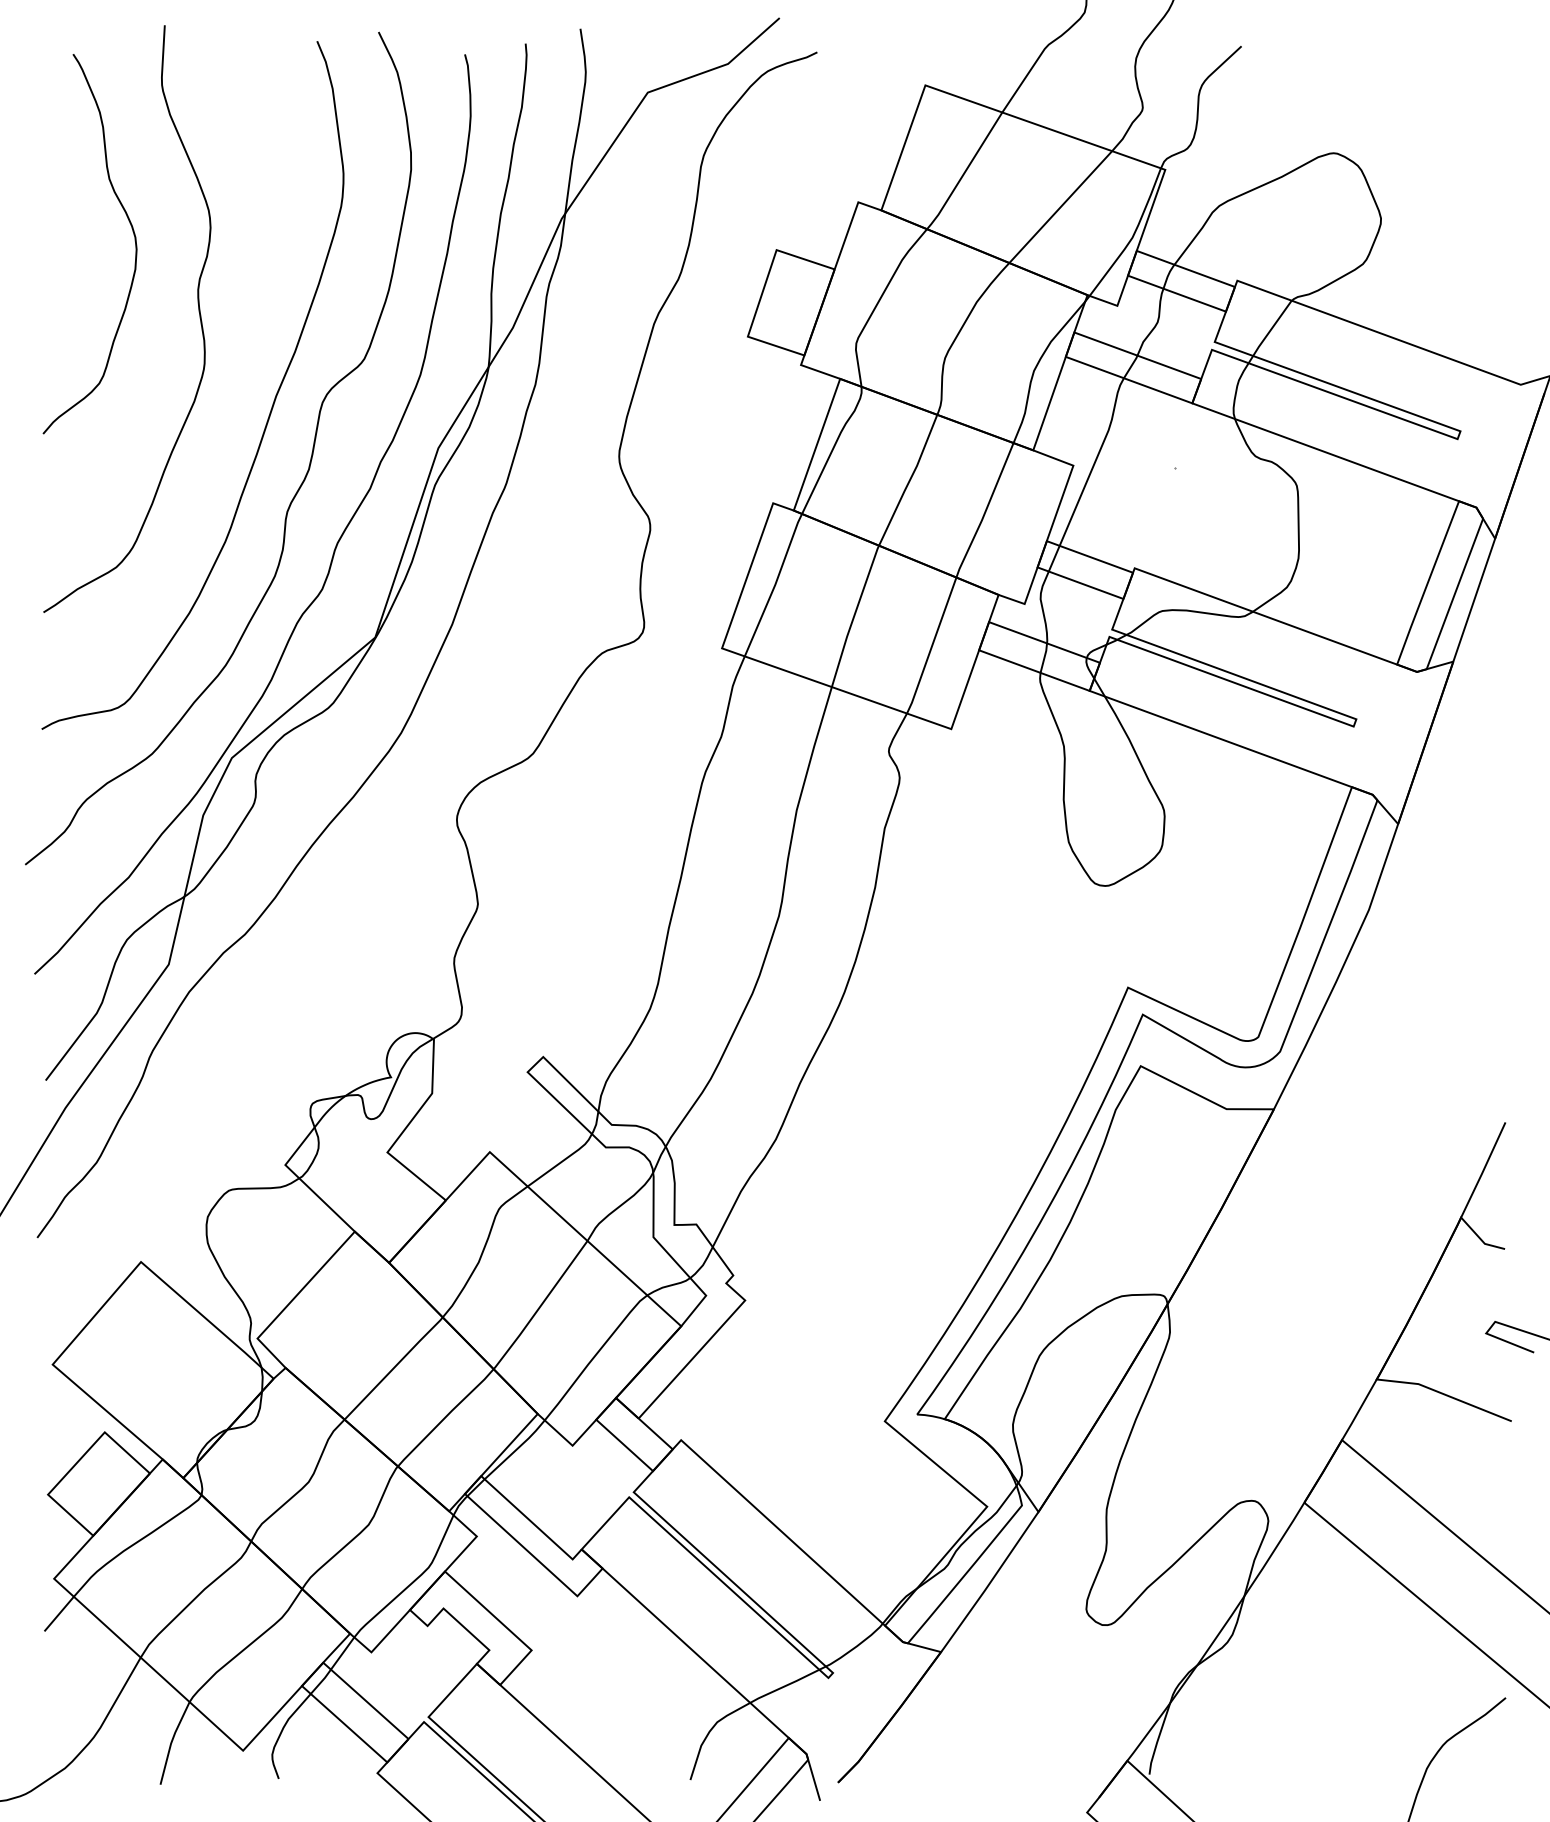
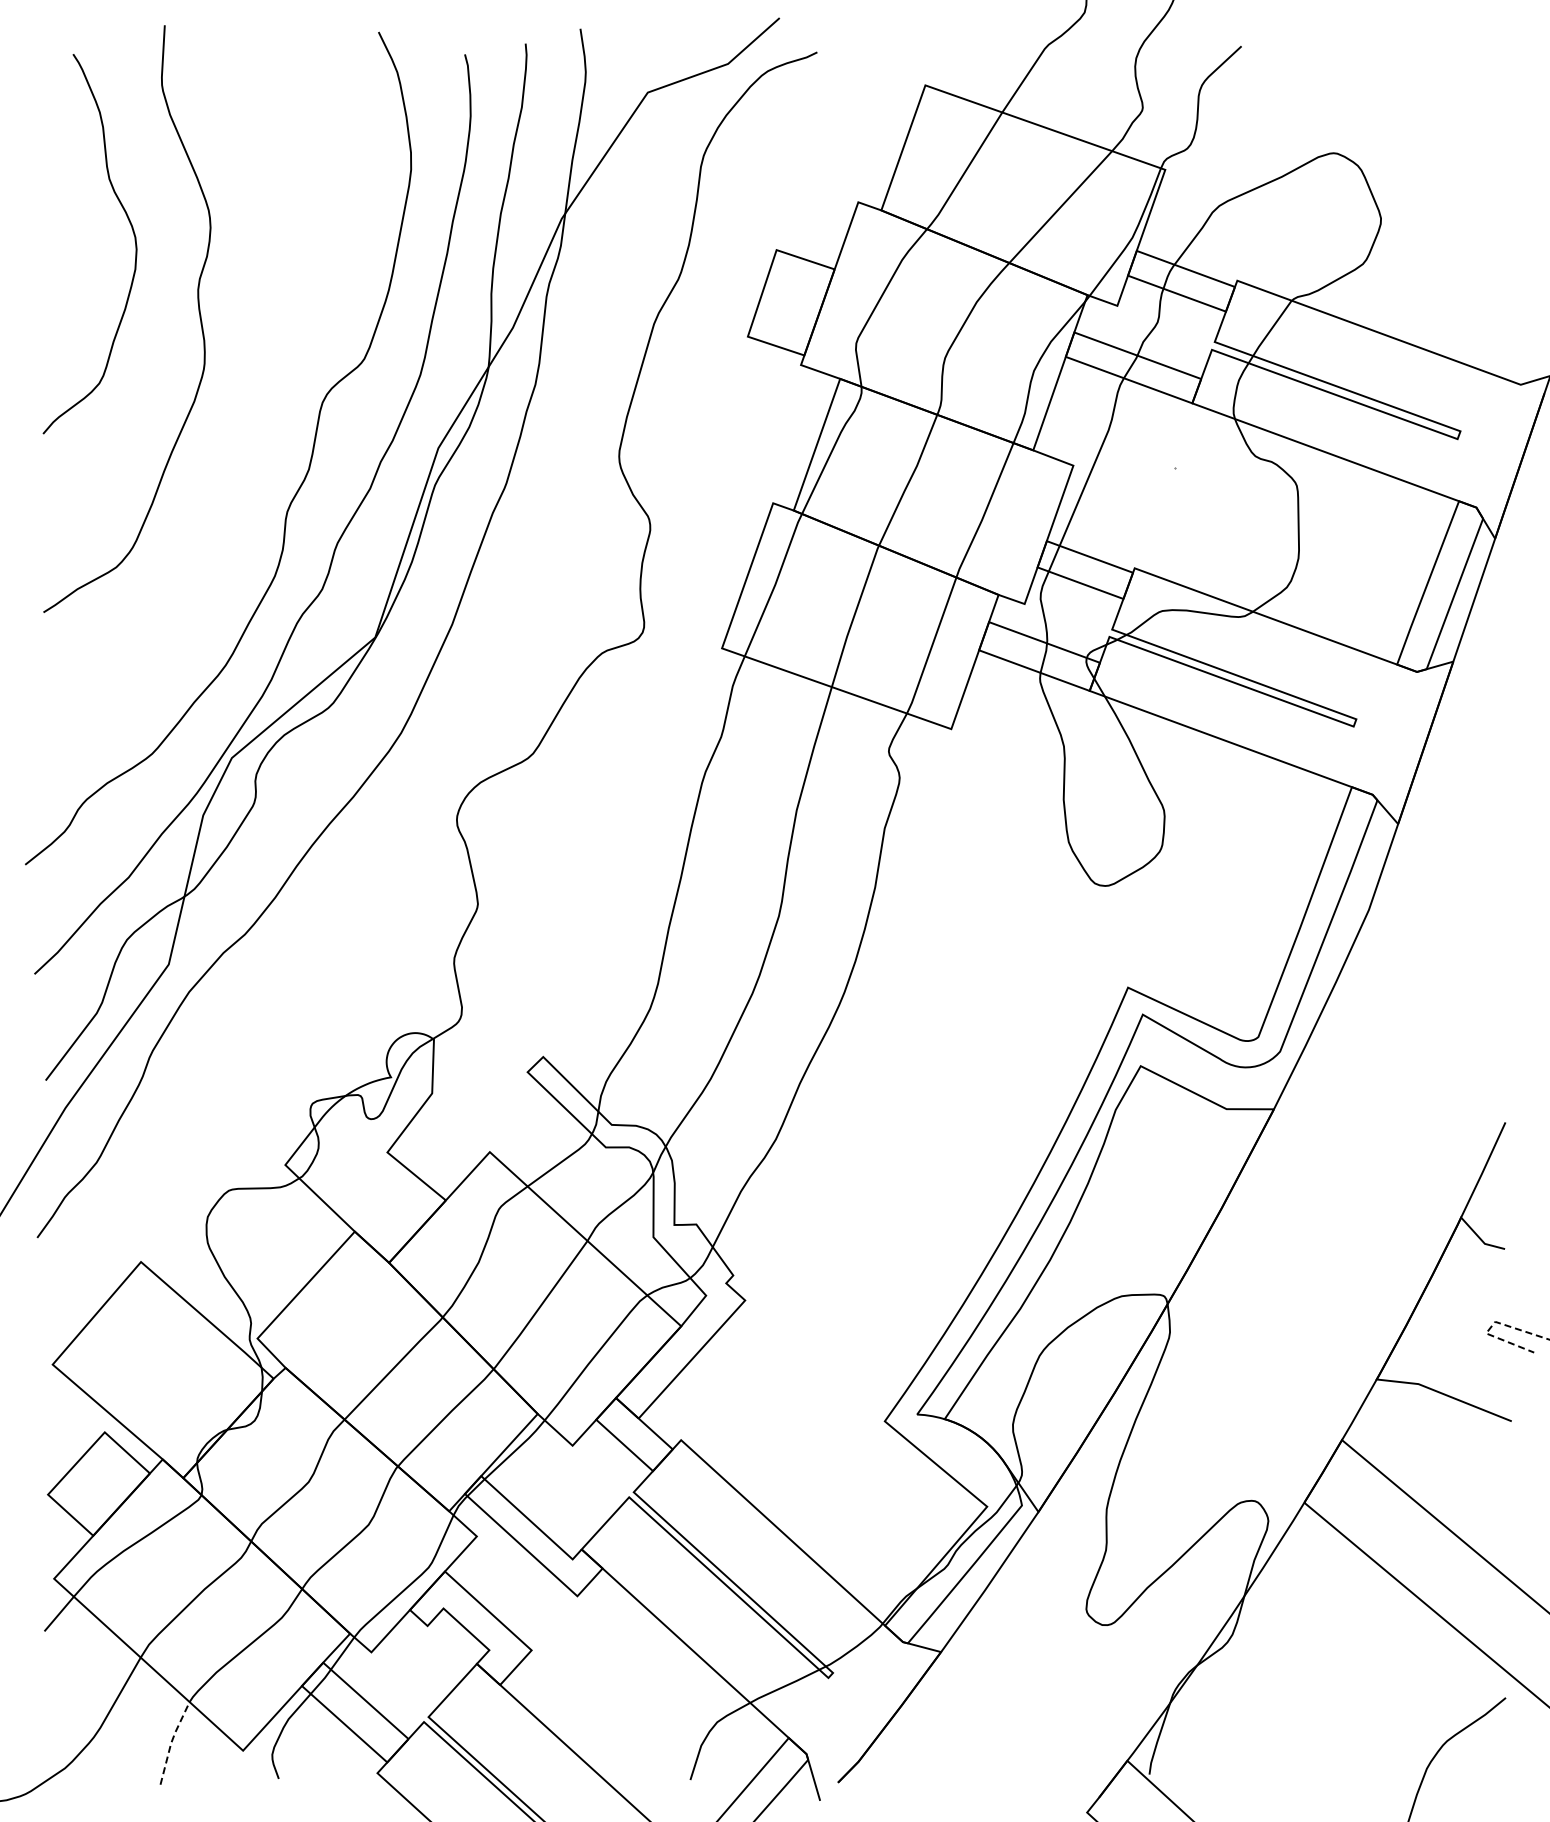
curve: present -> none (269, 412)
line: solid -> dashed (1492, 1325)
line: solid -> dashed (171, 1741)
